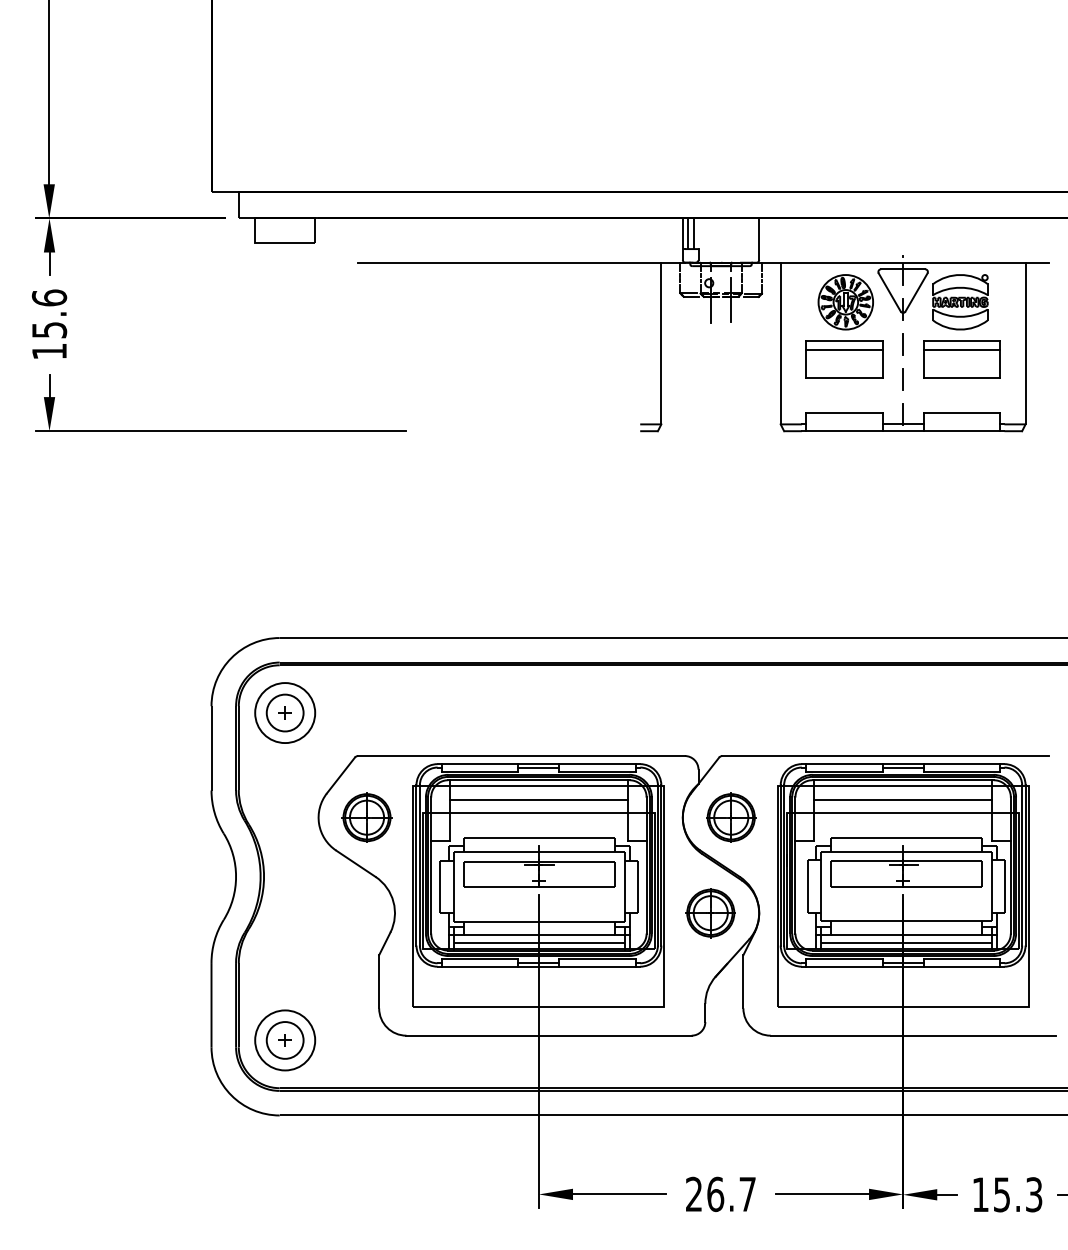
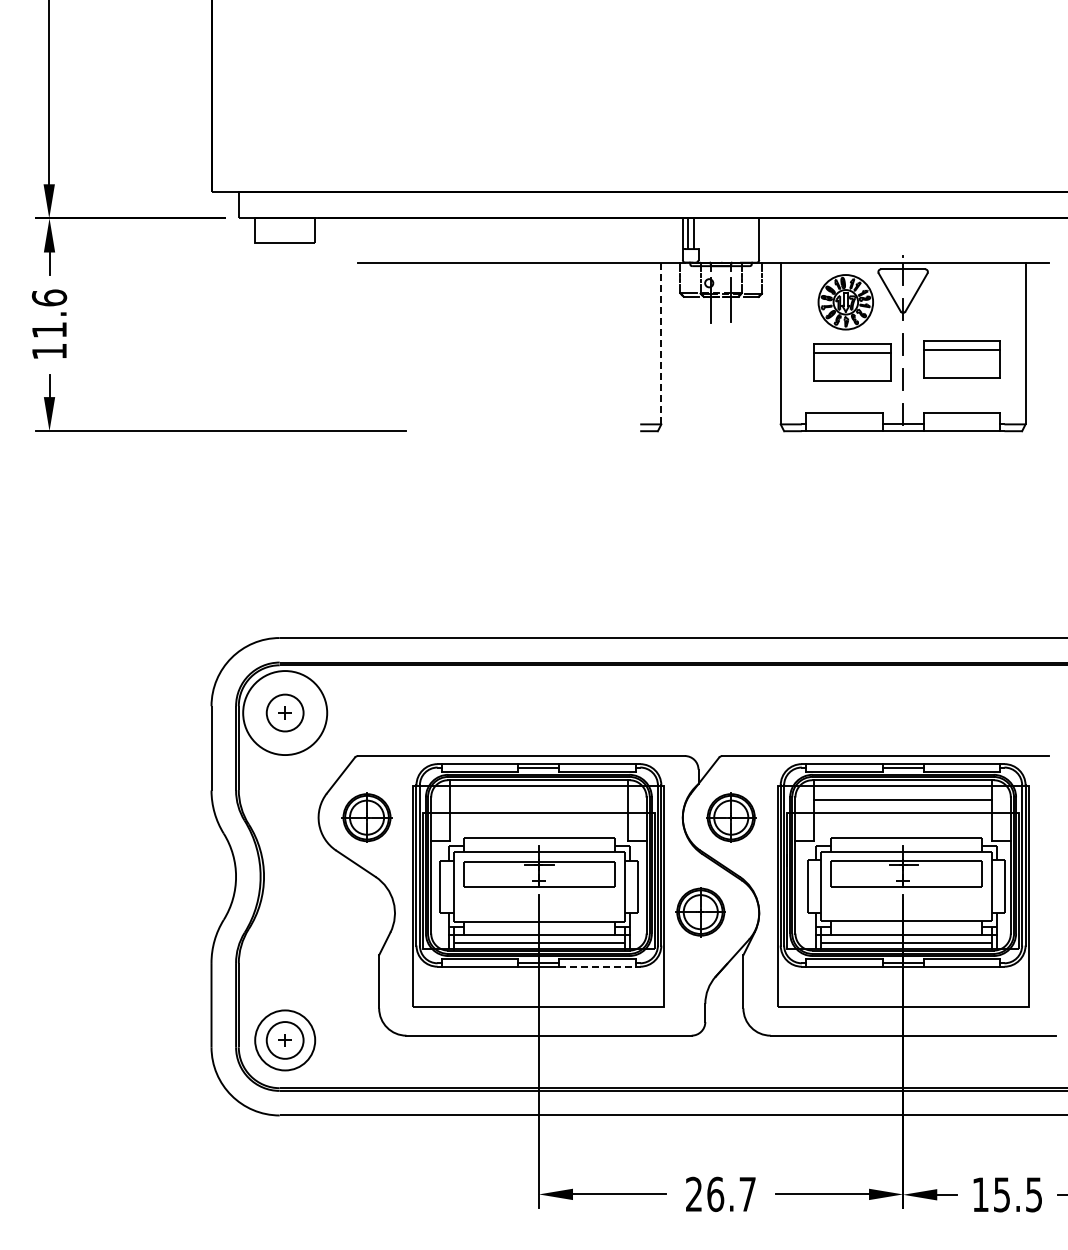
part: present -> none (960, 302)
text: 15.6 -> 11.6 (49, 330)
line: solid -> dashed (661, 343)
part position: (844, 359) -> (852, 362) (852, 362)
circle diameter: 60 px -> 84 px (285, 713)
line: present -> none (538, 799)
part position: (710, 913) -> (700, 912) (700, 912)
line: solid -> dashed (598, 966)
text: 15.3 -> 15.5 (1034, 1194)
